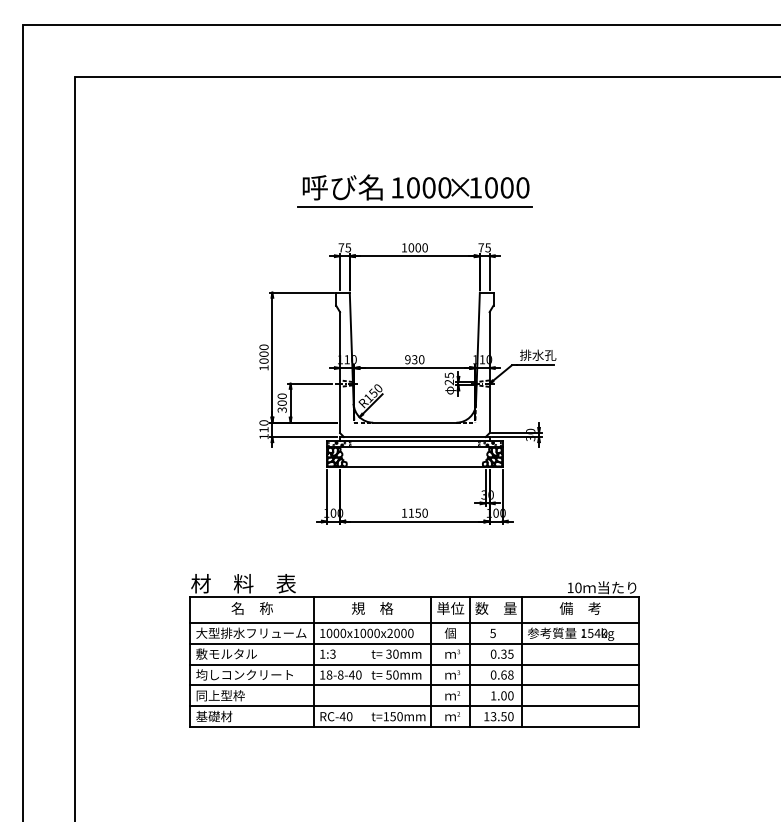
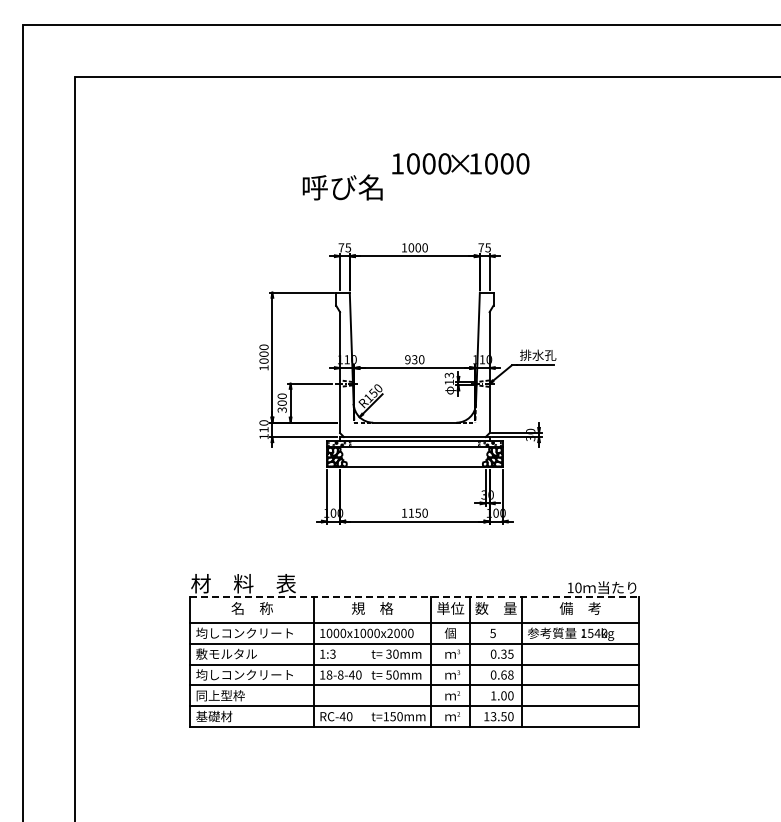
text position: (460, 187) -> (460, 163) (460, 163)
line: present -> none (414, 206)
text: 25 -> 13 (448, 378)
line: solid -> dashed (415, 597)
text: 大型排水フリューム -> 均しコンクリート (251, 632)
